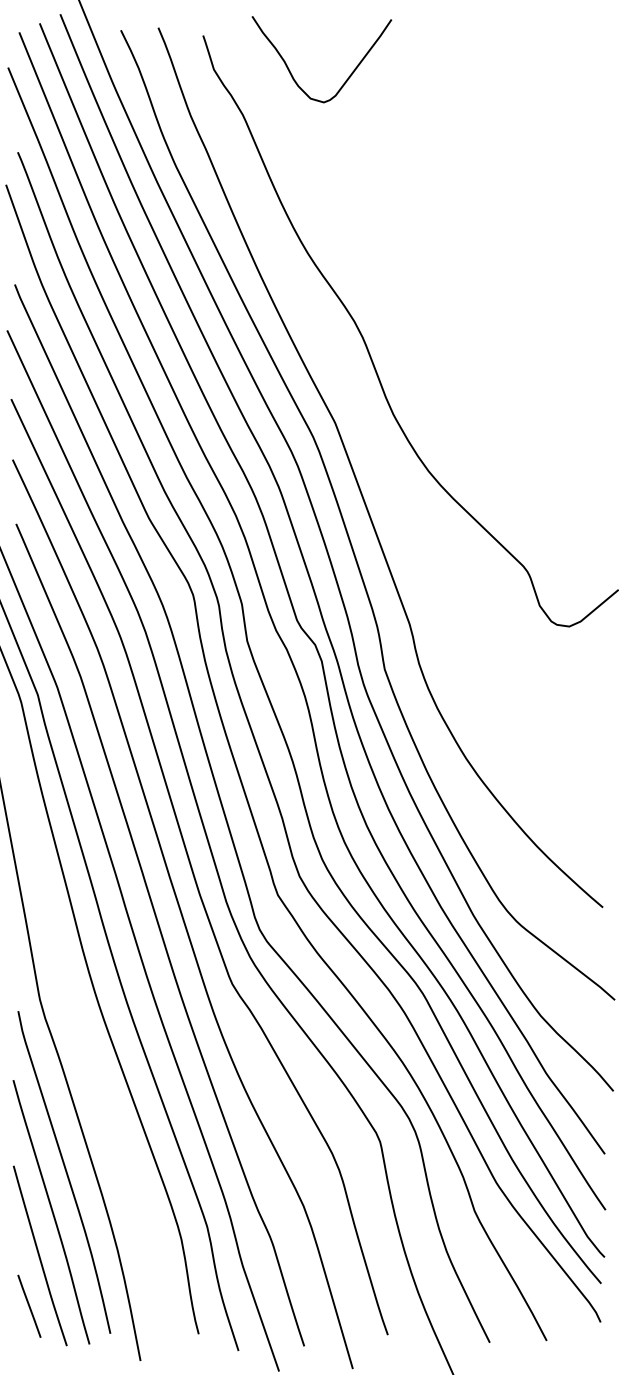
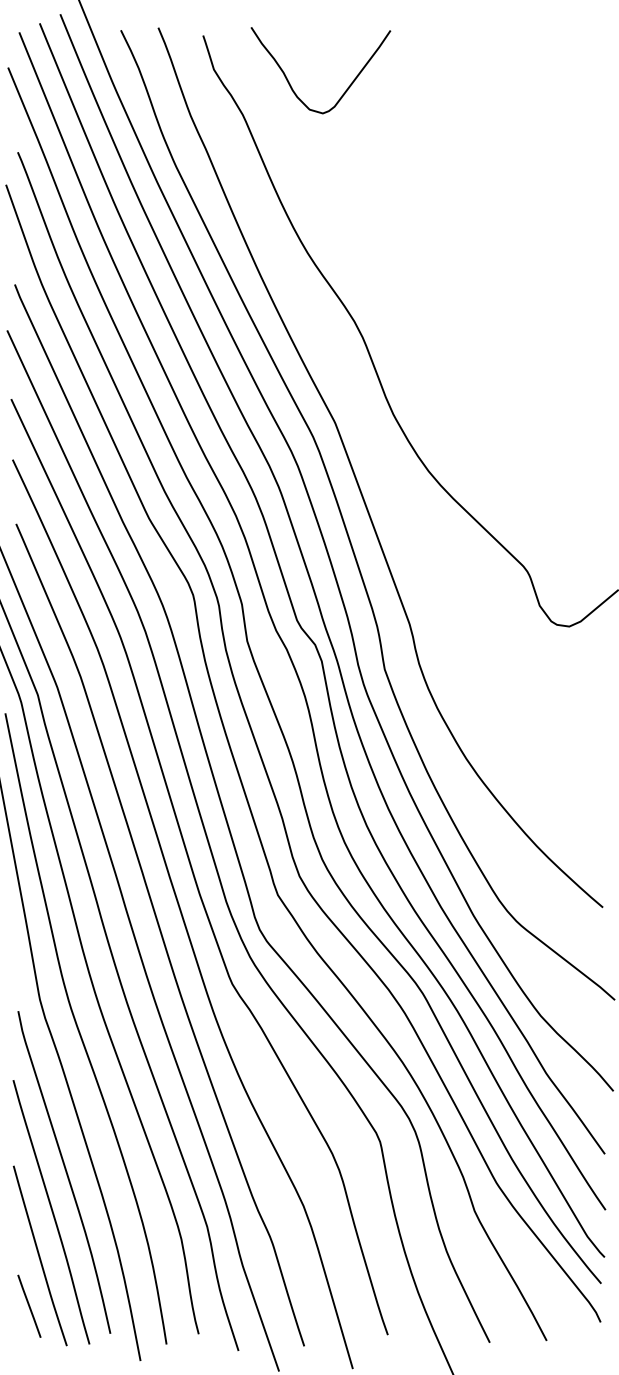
curve position: (345, 80) -> (344, 91) (344, 91)
curve: none -> present (79, 1029)
